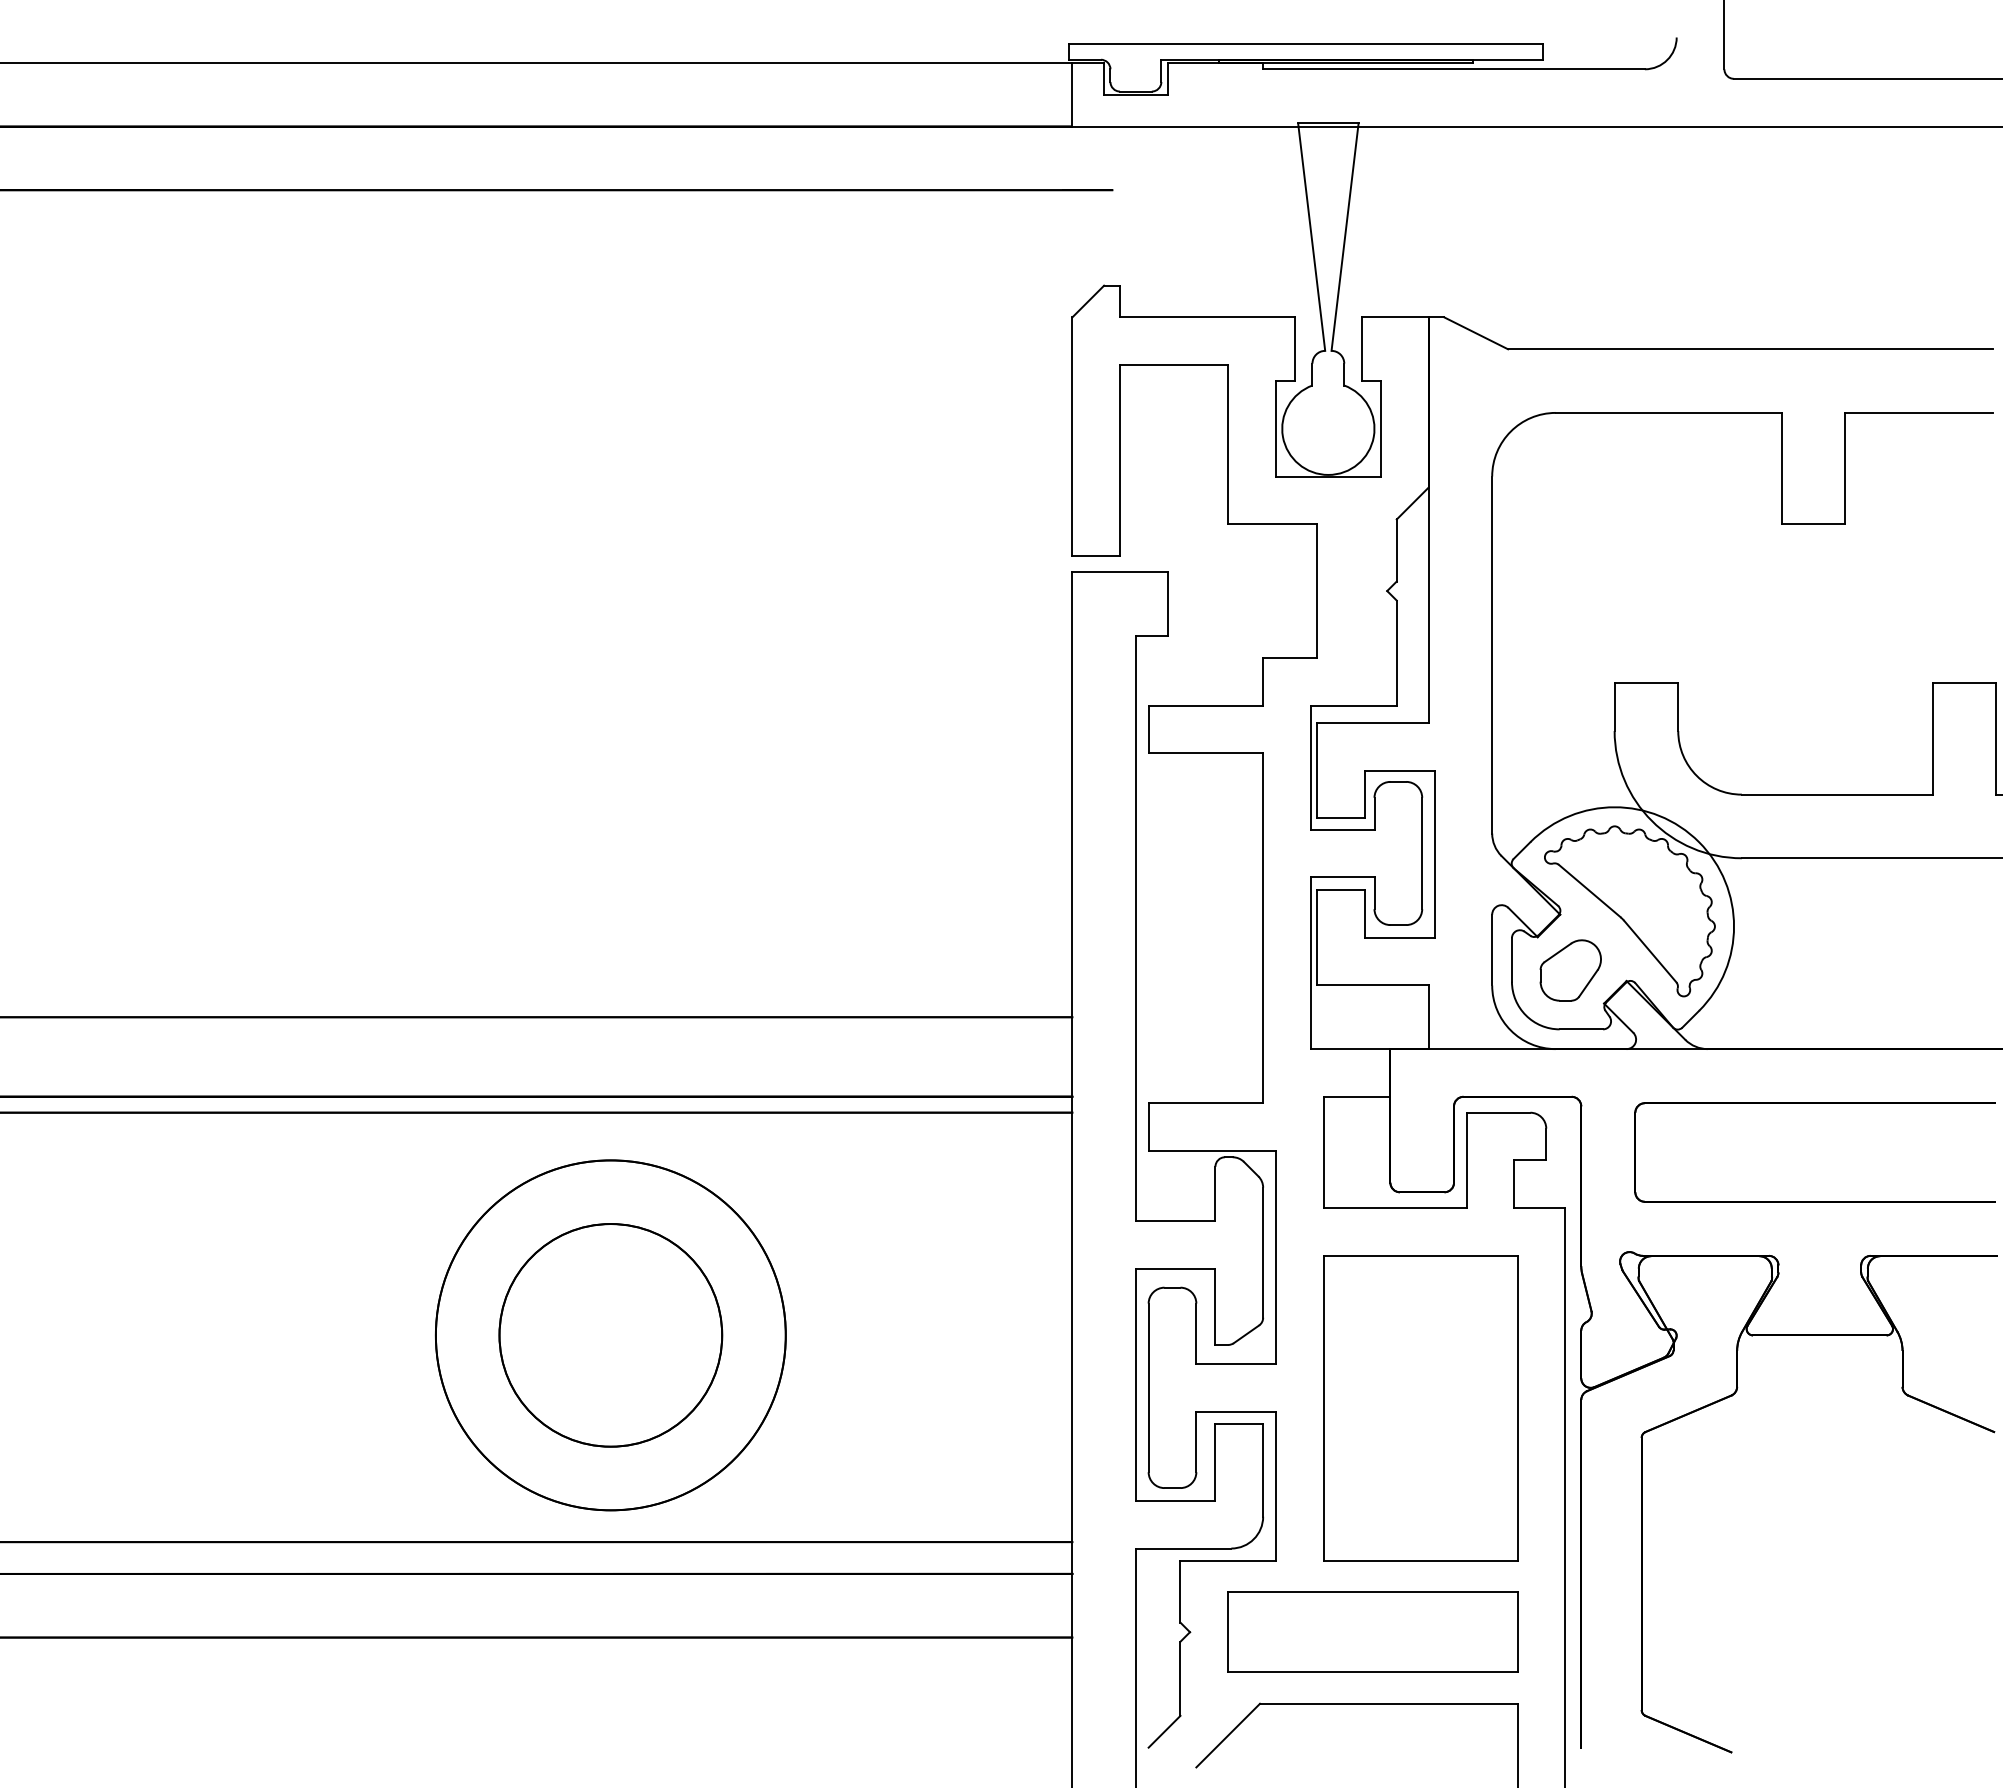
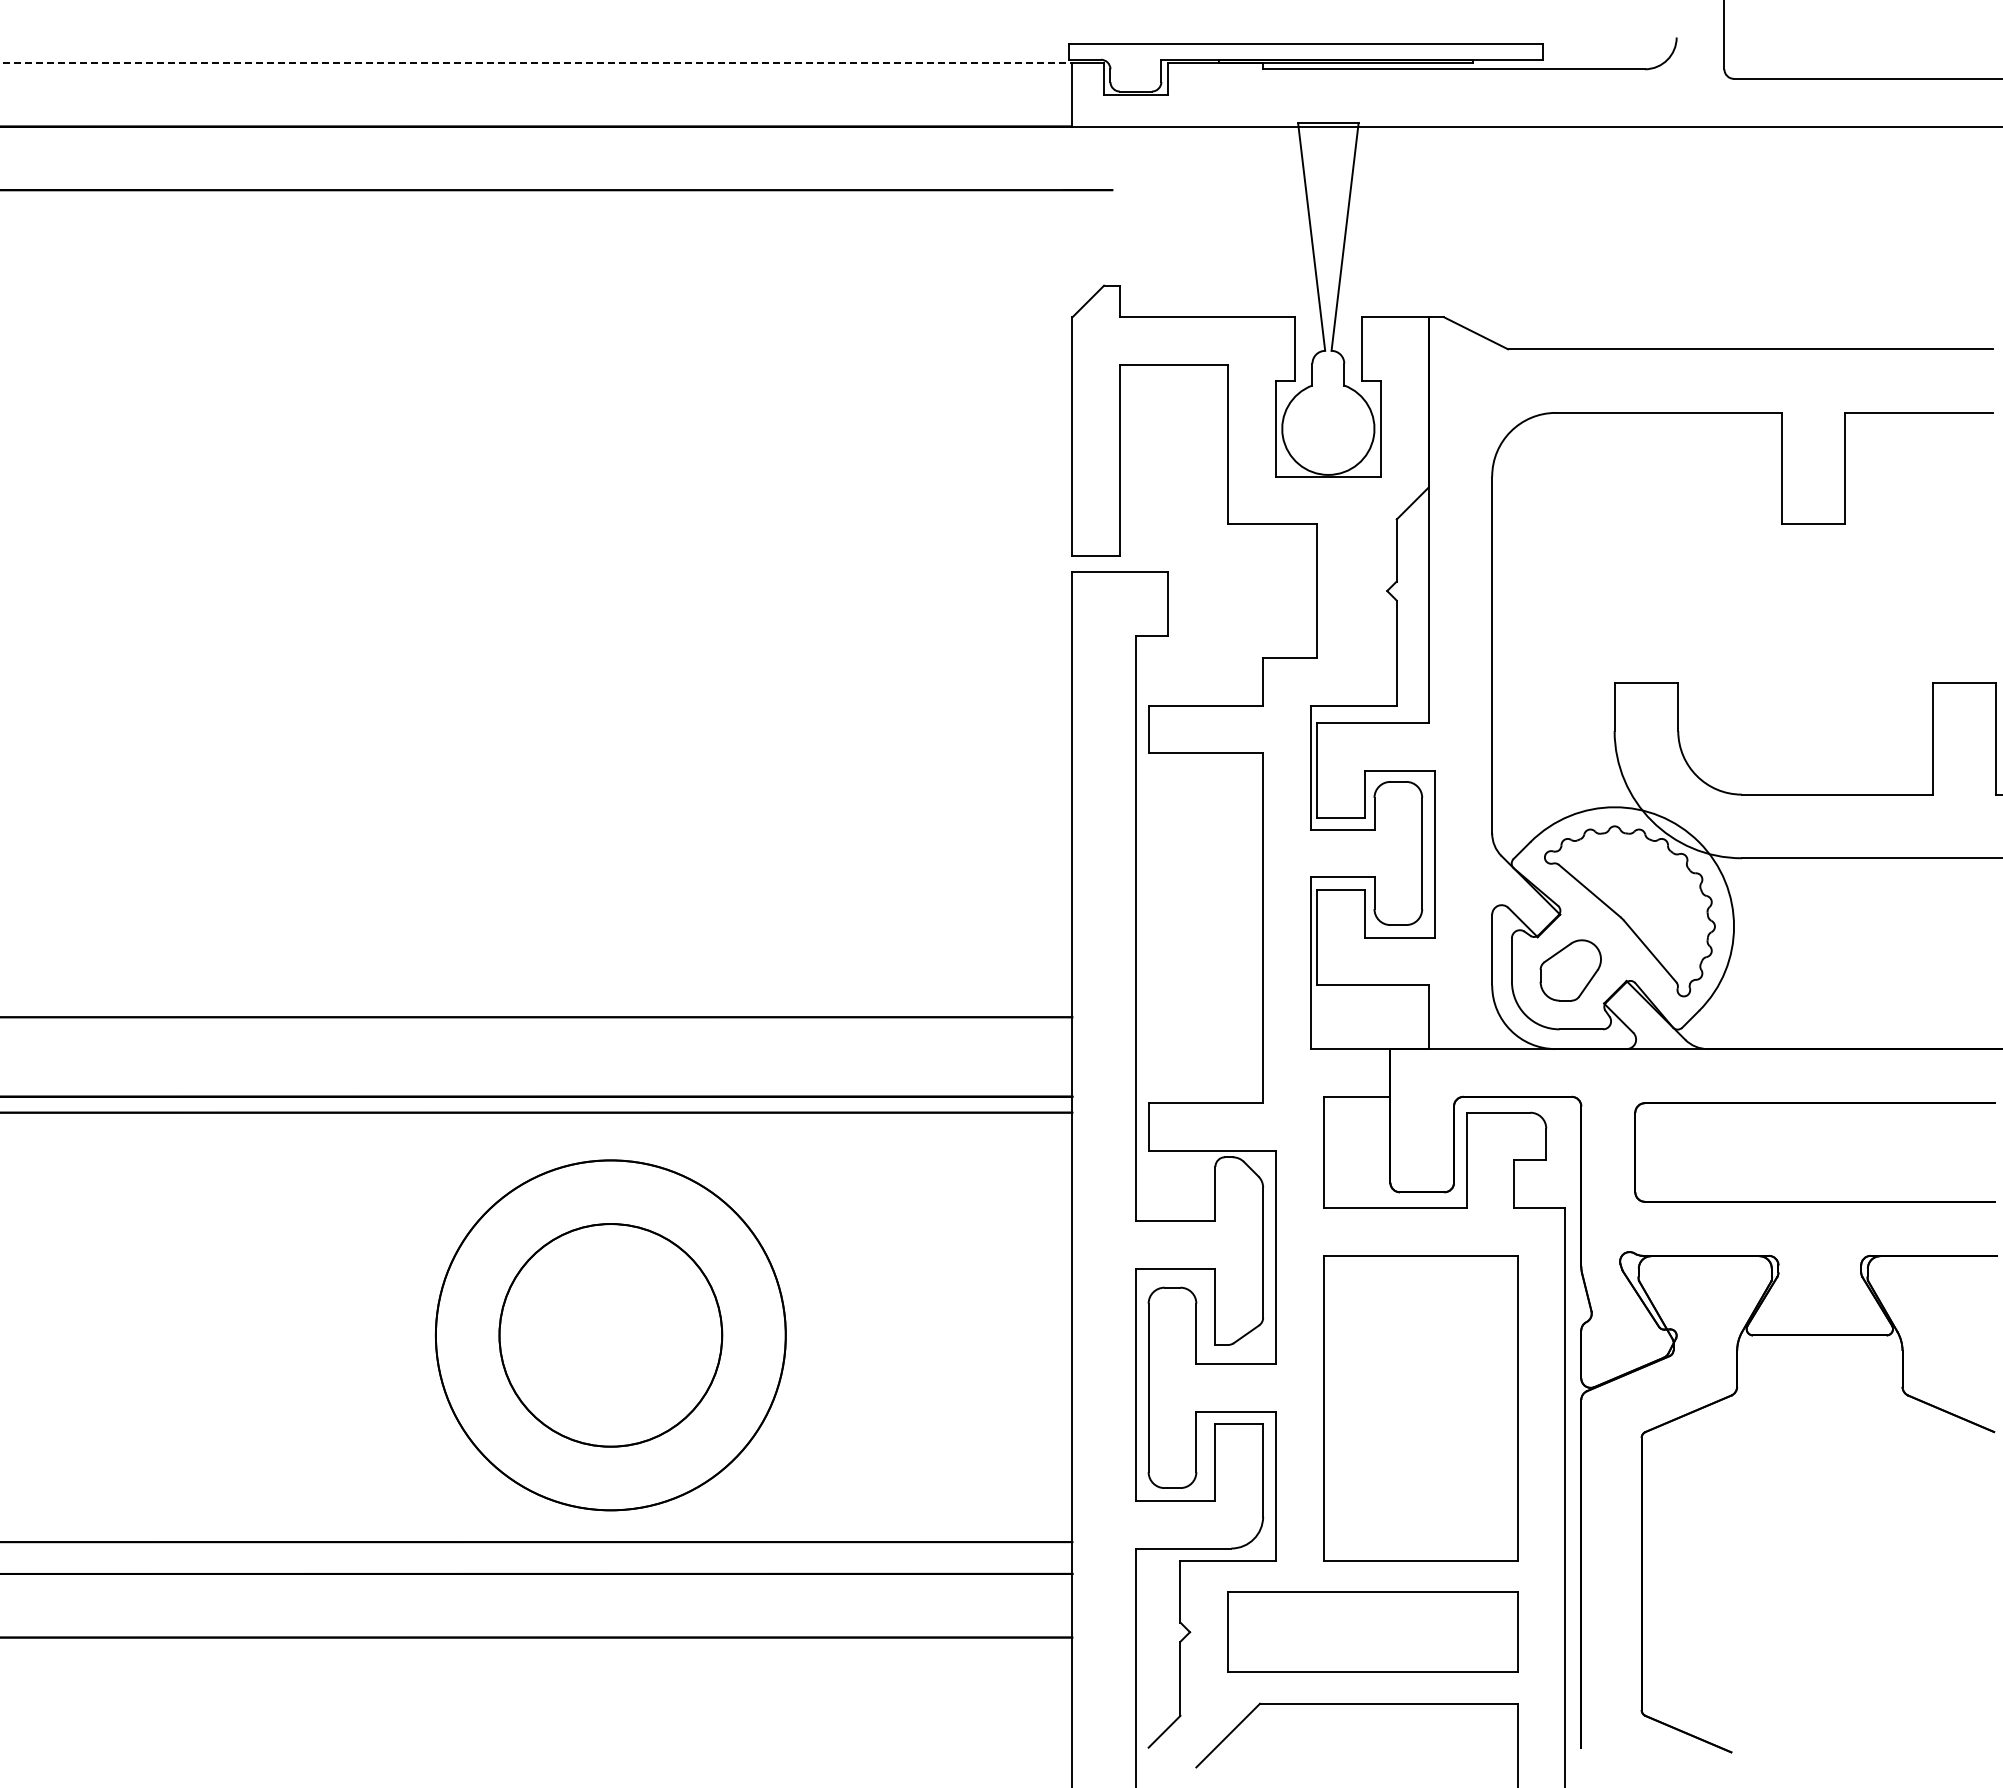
line: solid -> dashed (536, 62)
